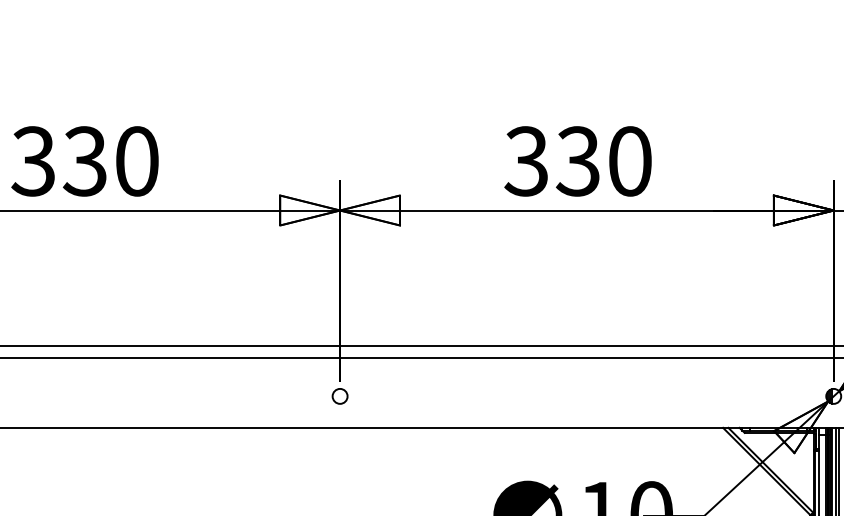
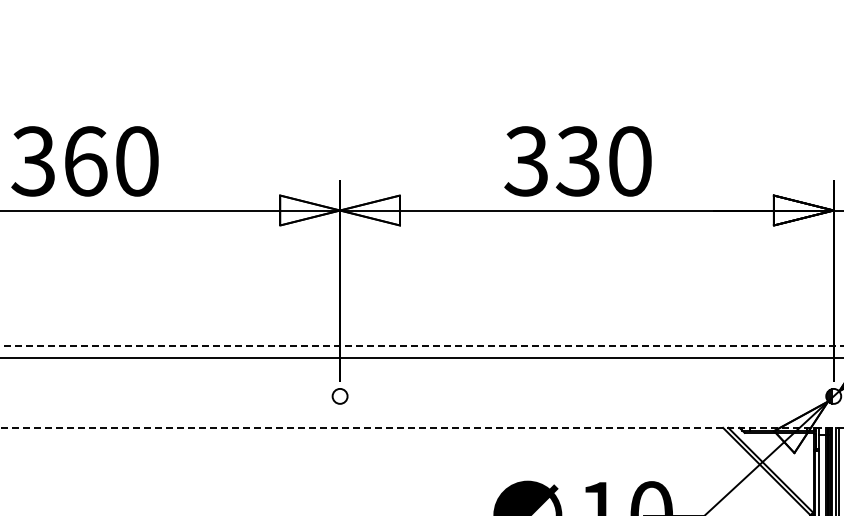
text: 330 -> 360 (84, 161)
line: solid -> dashed (422, 345)
line: solid -> dashed (422, 427)
